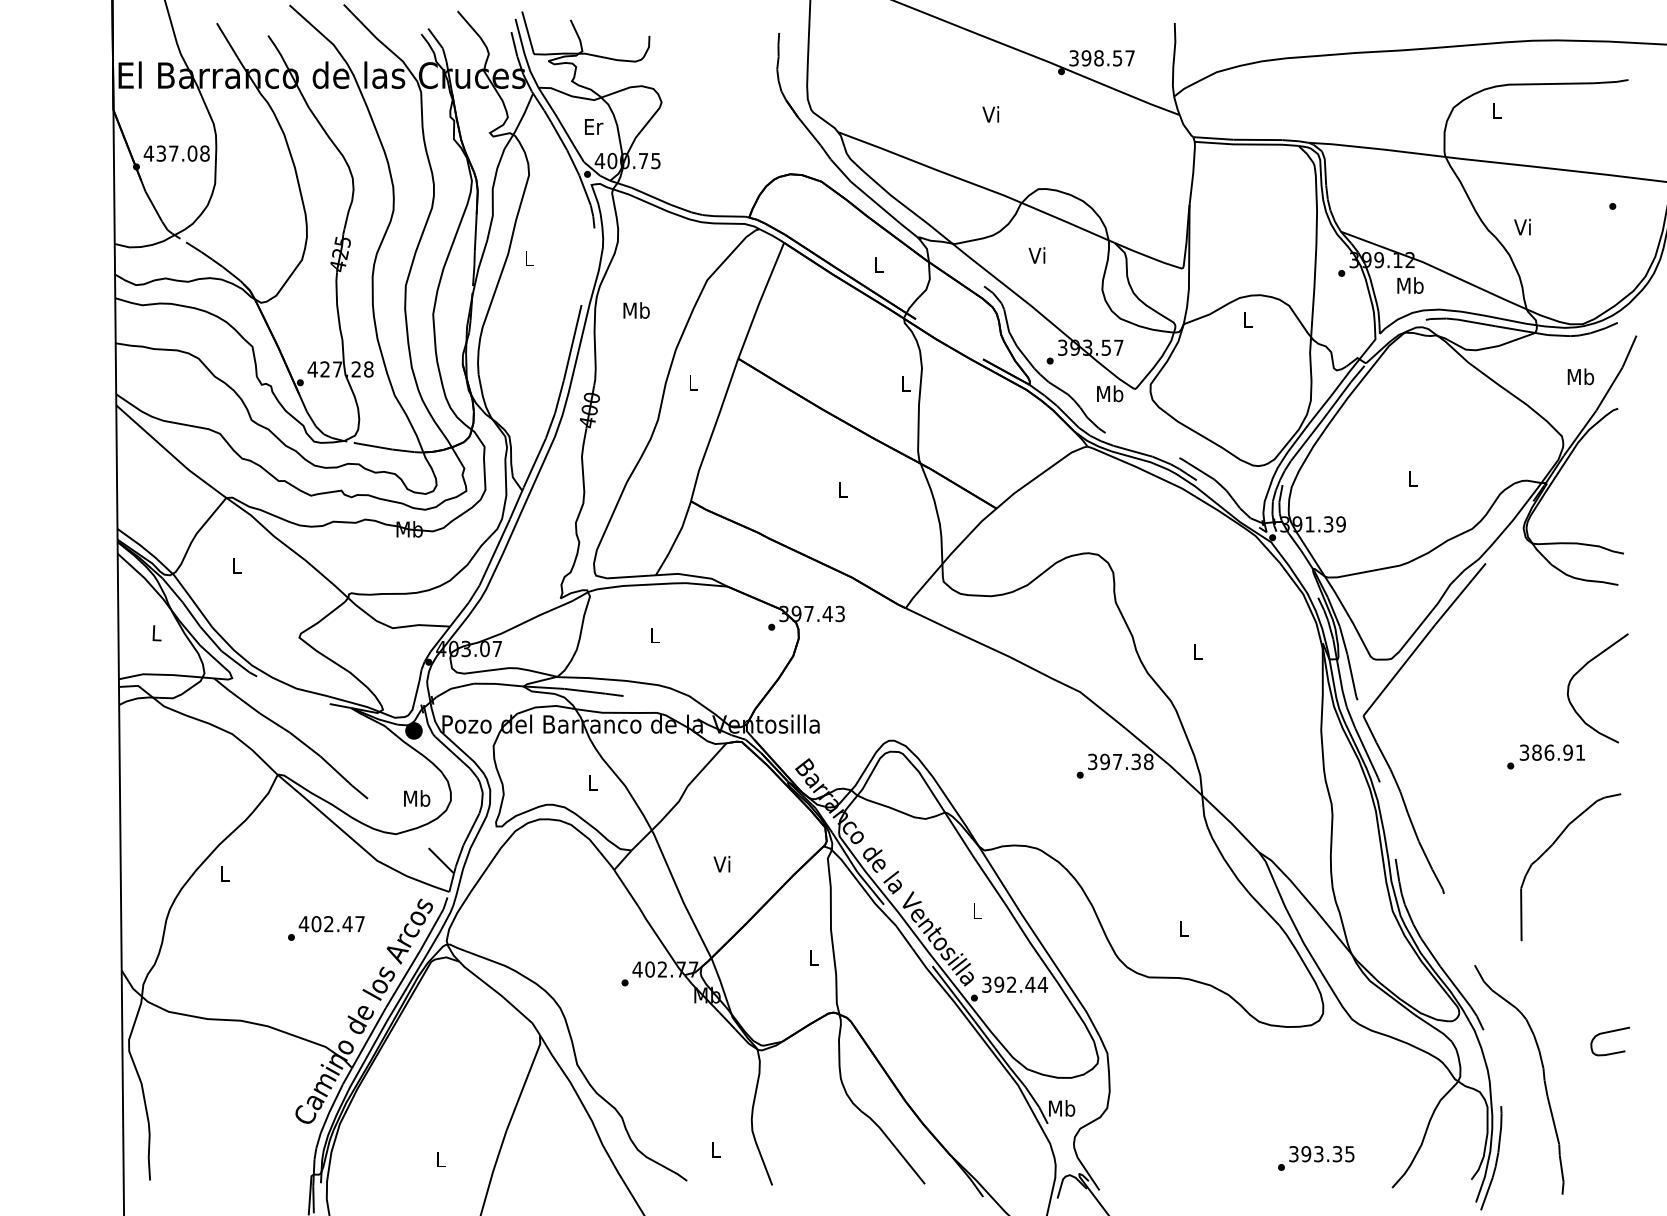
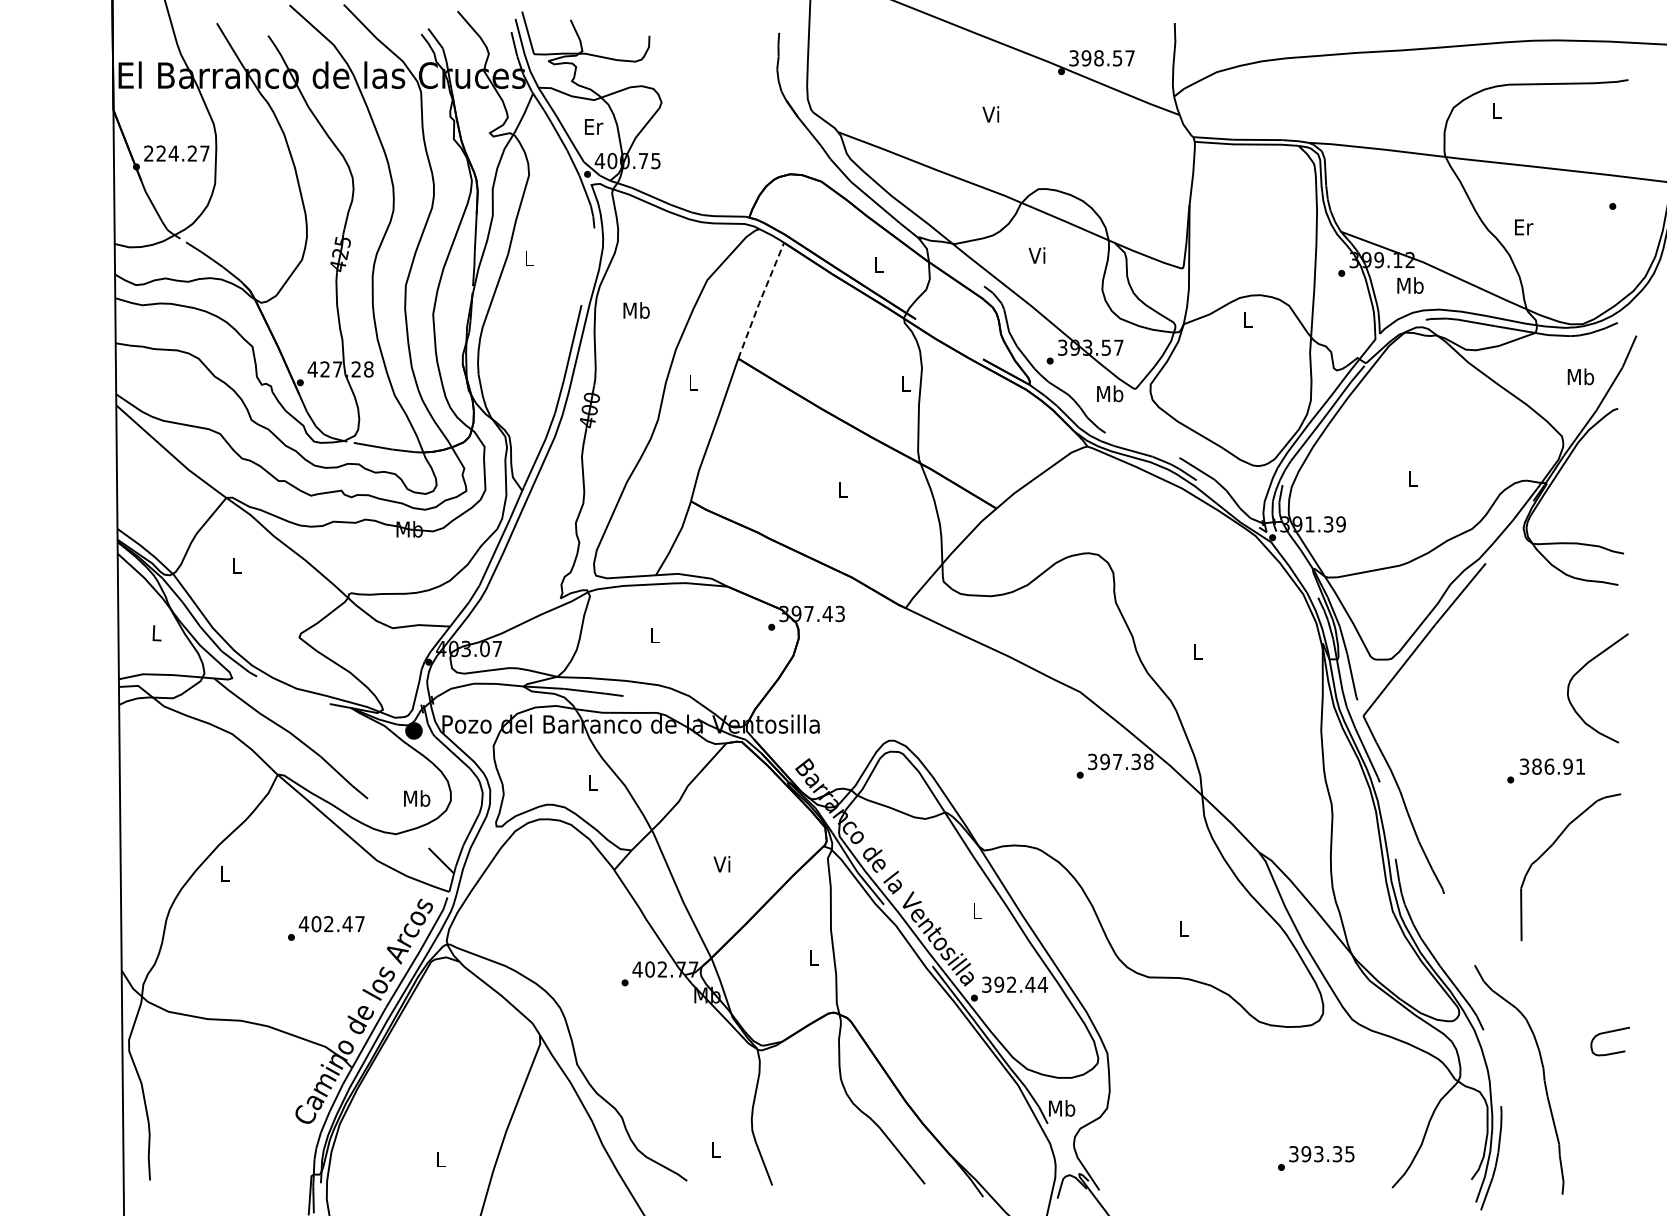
text: 437.08 -> 224.27 (176, 153)
text: Vi -> Er (1523, 226)
line: solid -> dashed (760, 300)
text position: (1545, 756) -> (1545, 770) (1545, 770)
